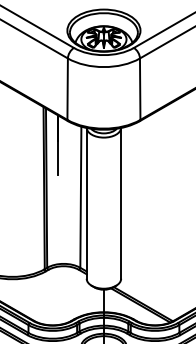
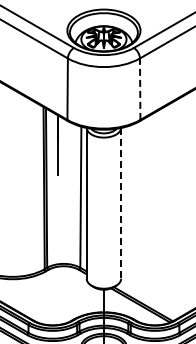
line: solid -> dashed (140, 89)
line: solid -> dashed (121, 203)
